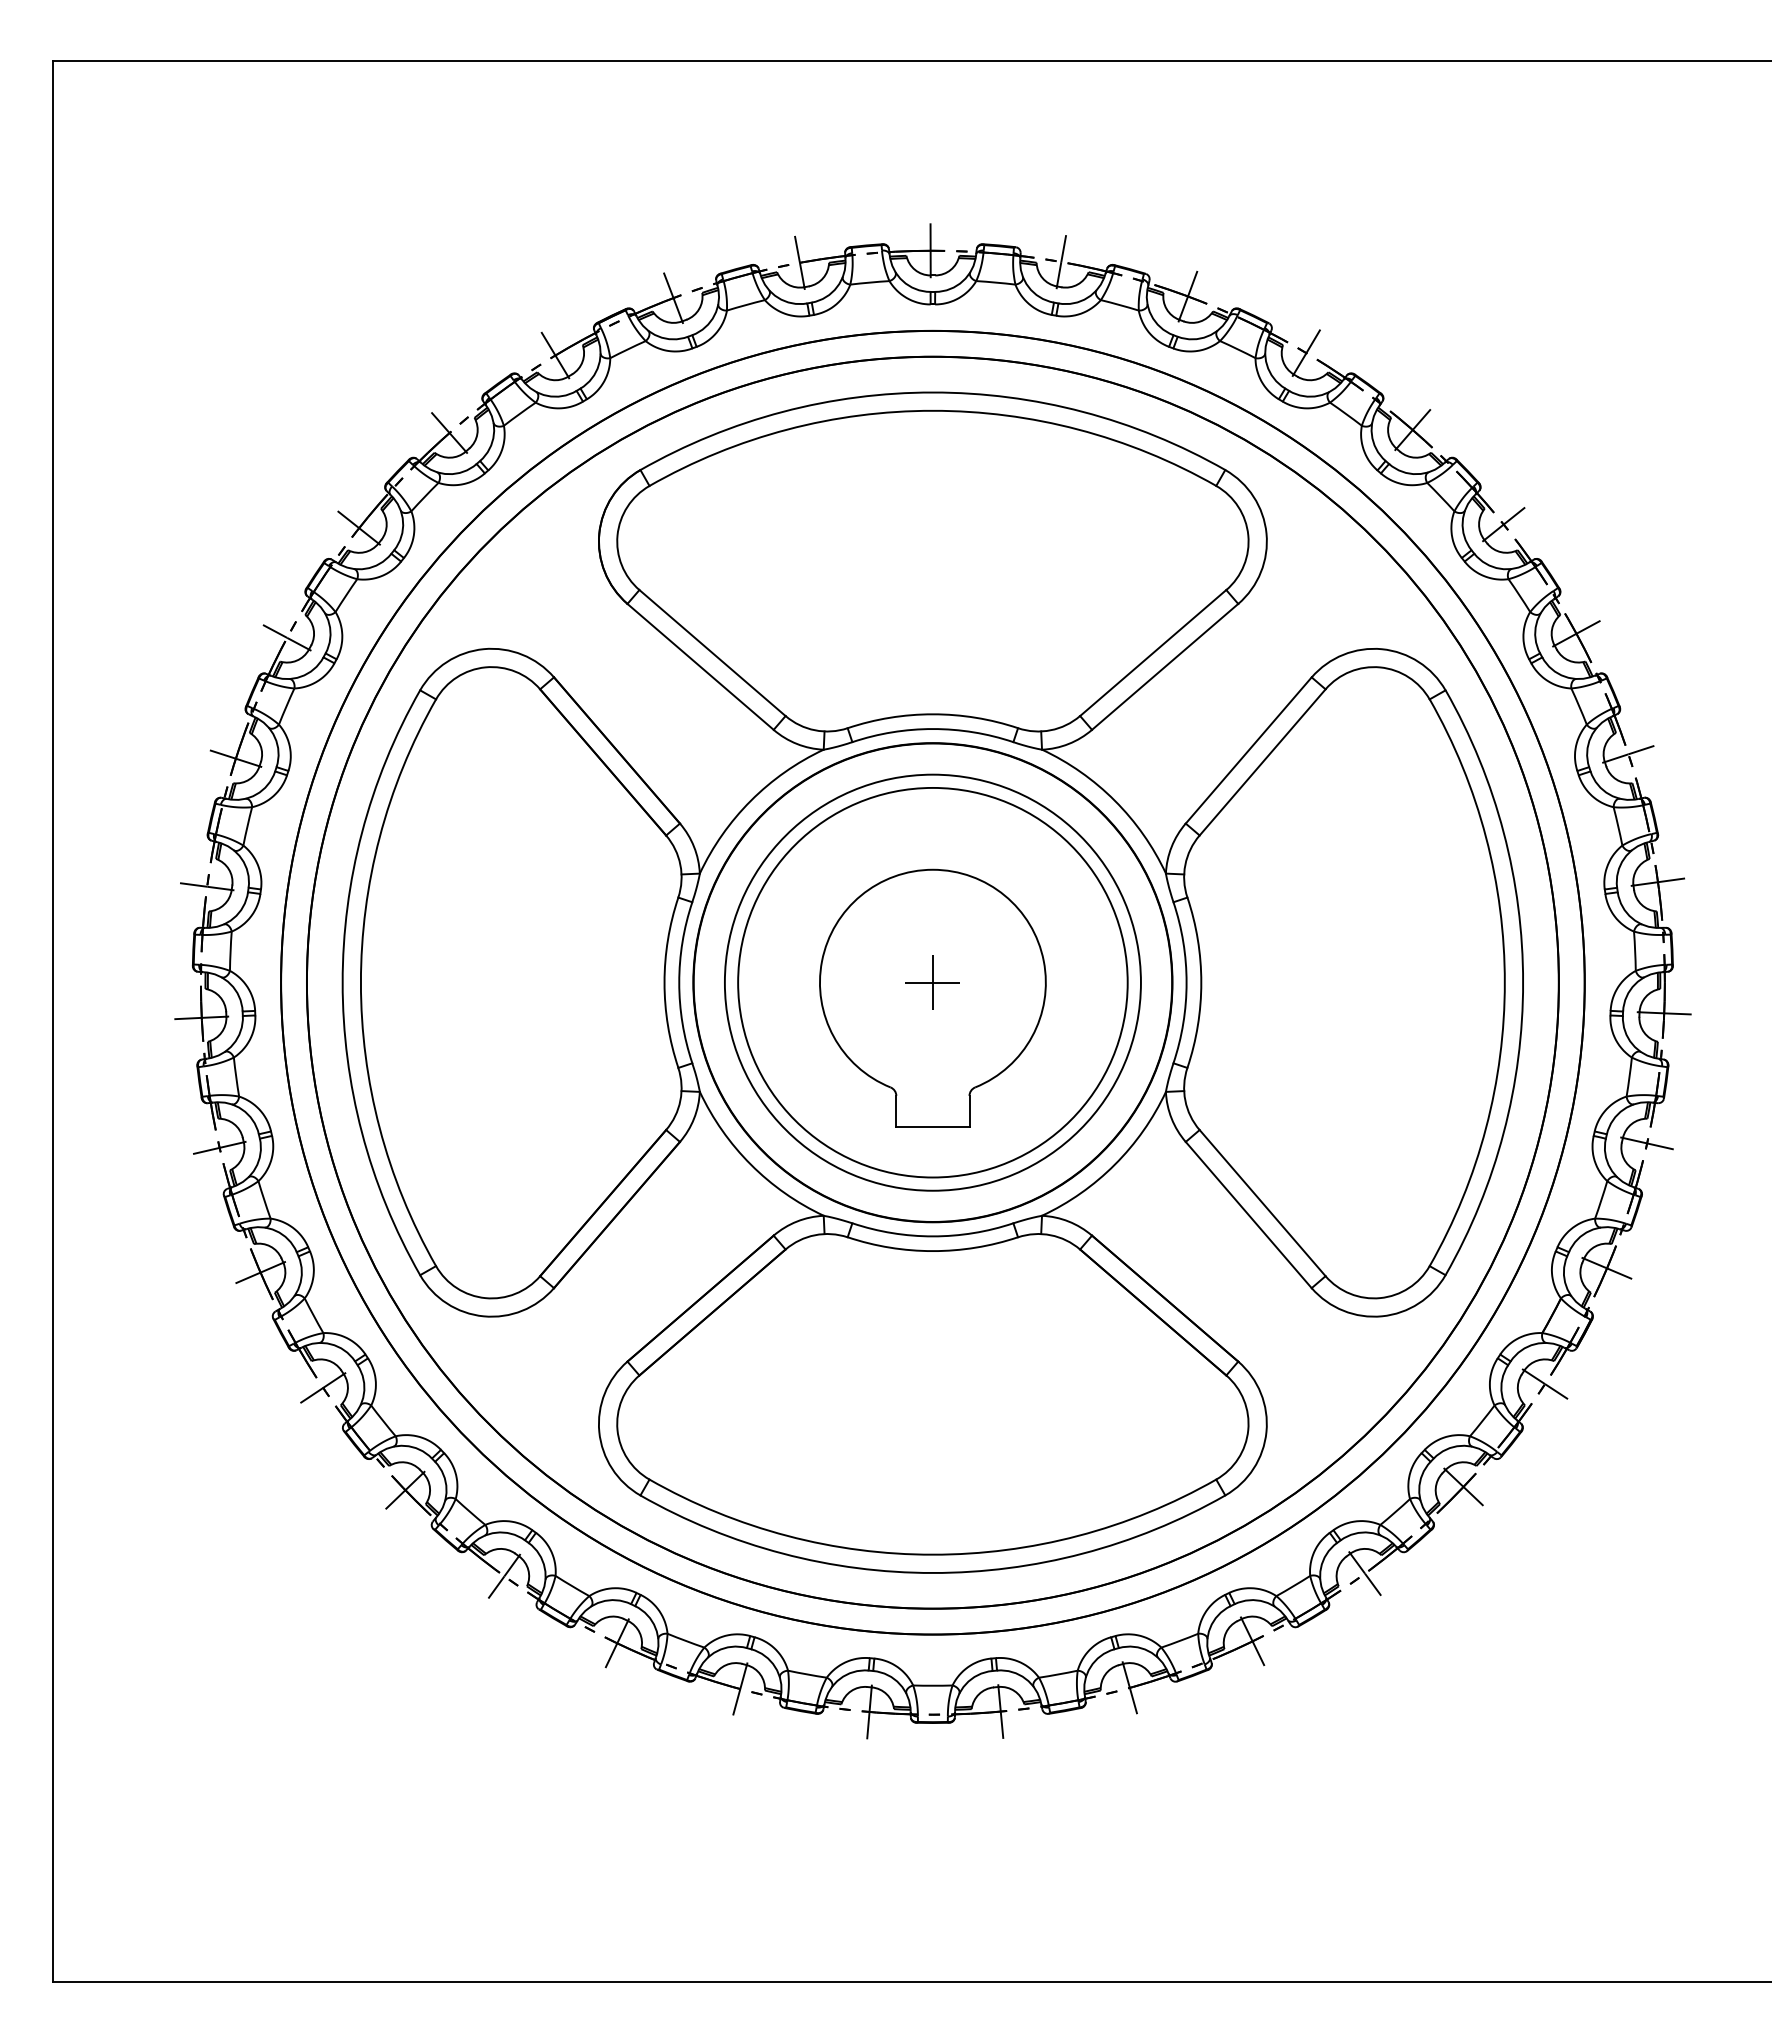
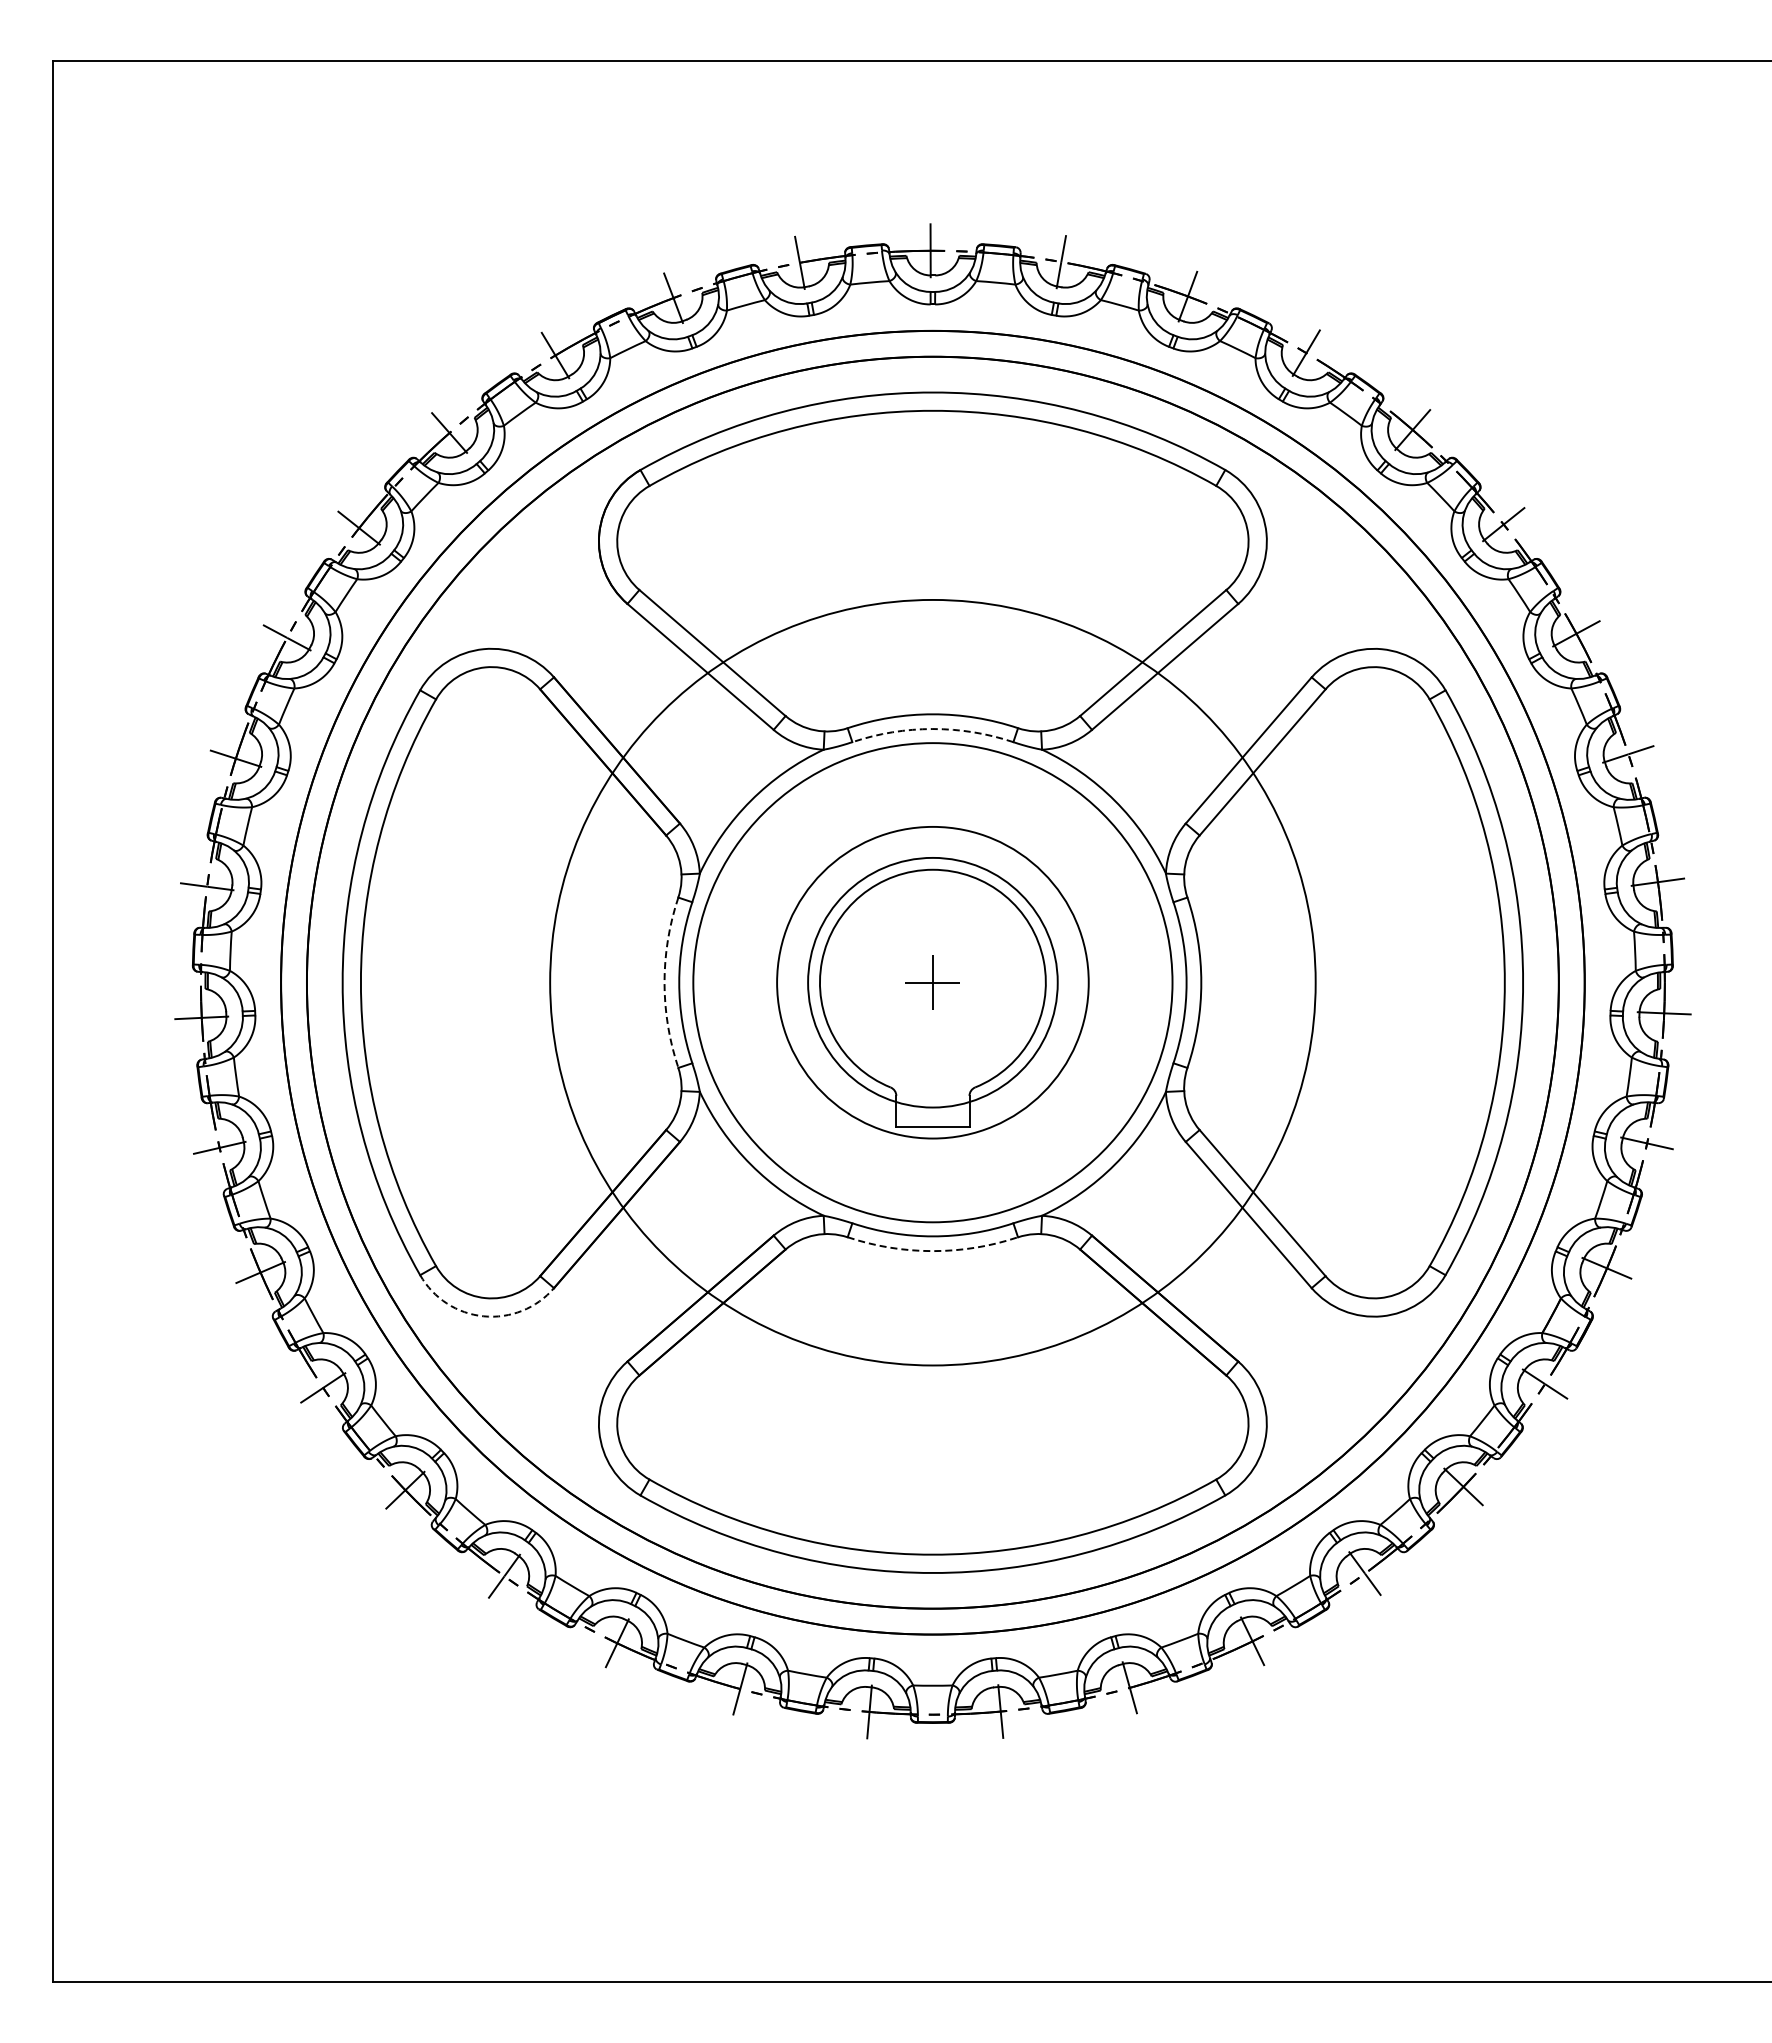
arc: solid -> dashed (932, 729)
arc: solid -> dashed (664, 982)
circle diameter: 390 px -> 312 px (932, 982)
circle diameter: 416 px -> 250 px (932, 982)
circle diameter: 478 px -> 766 px (932, 982)
arc: solid -> dashed (932, 1251)
arc: solid -> dashed (483, 1316)
